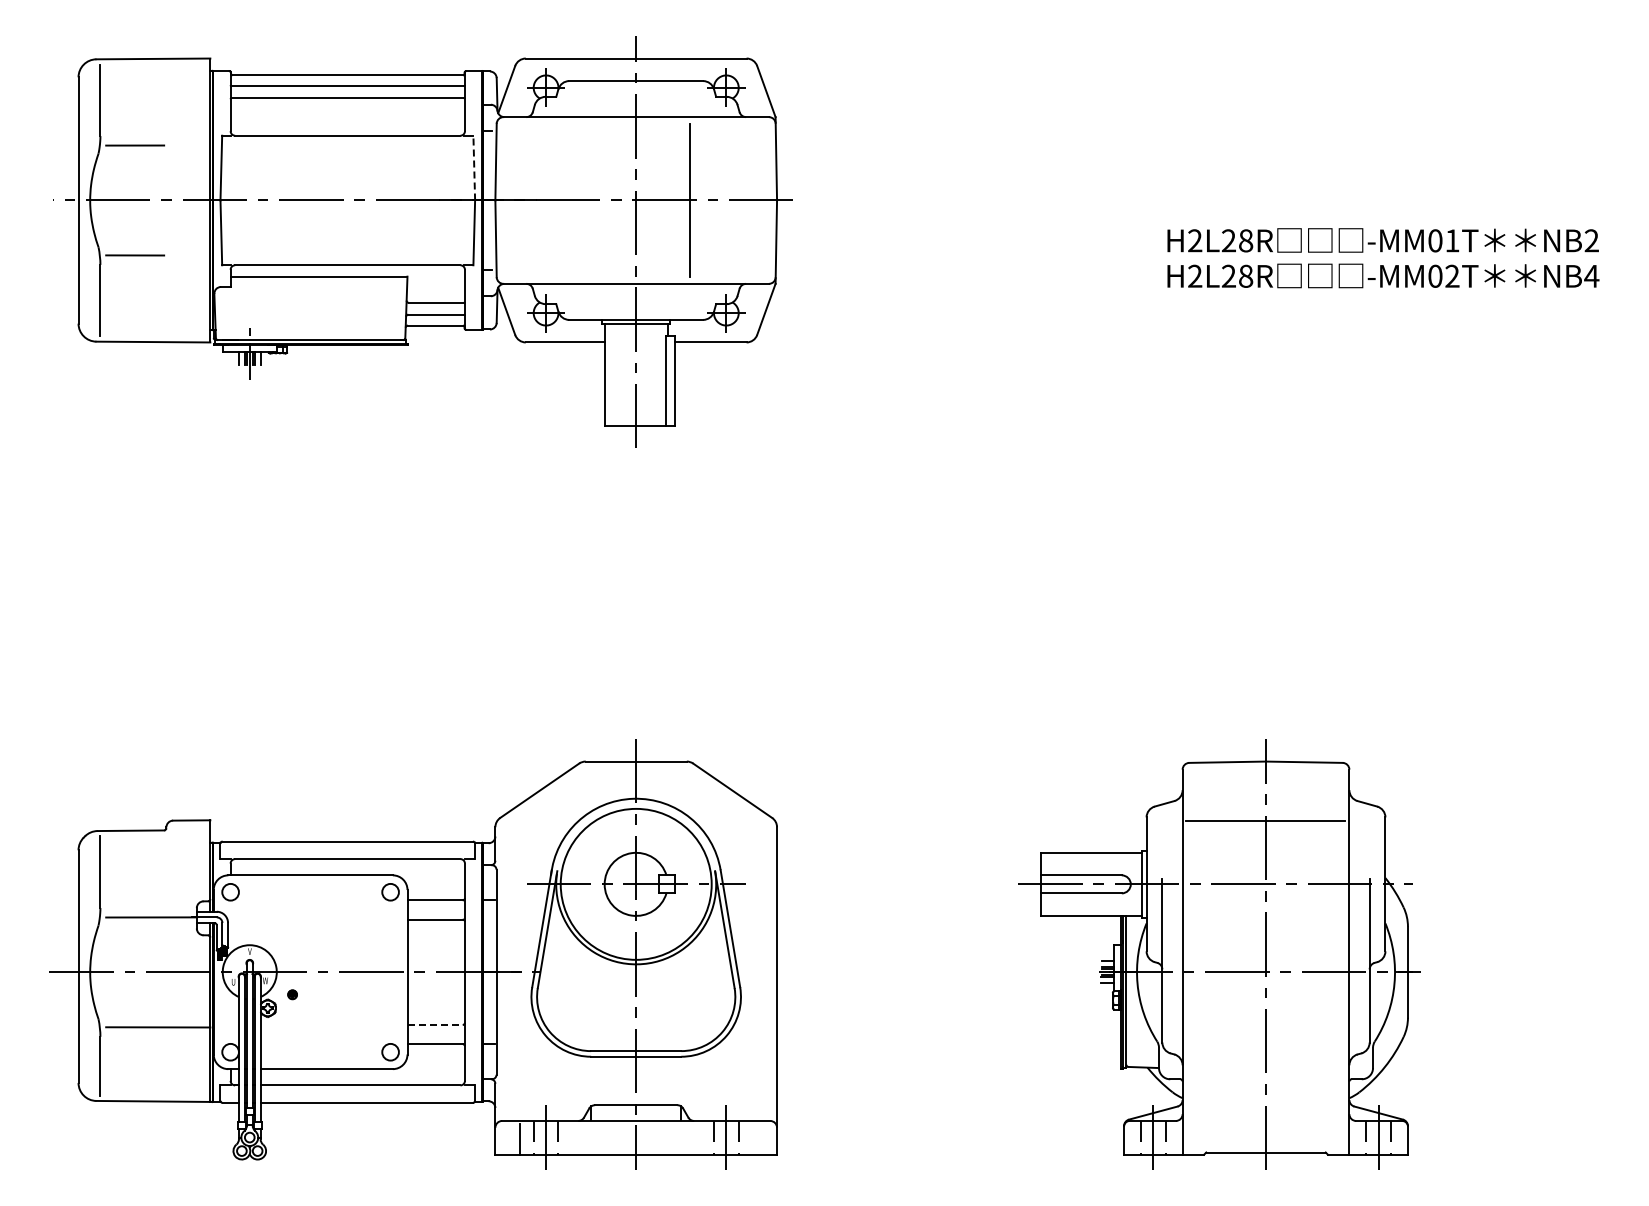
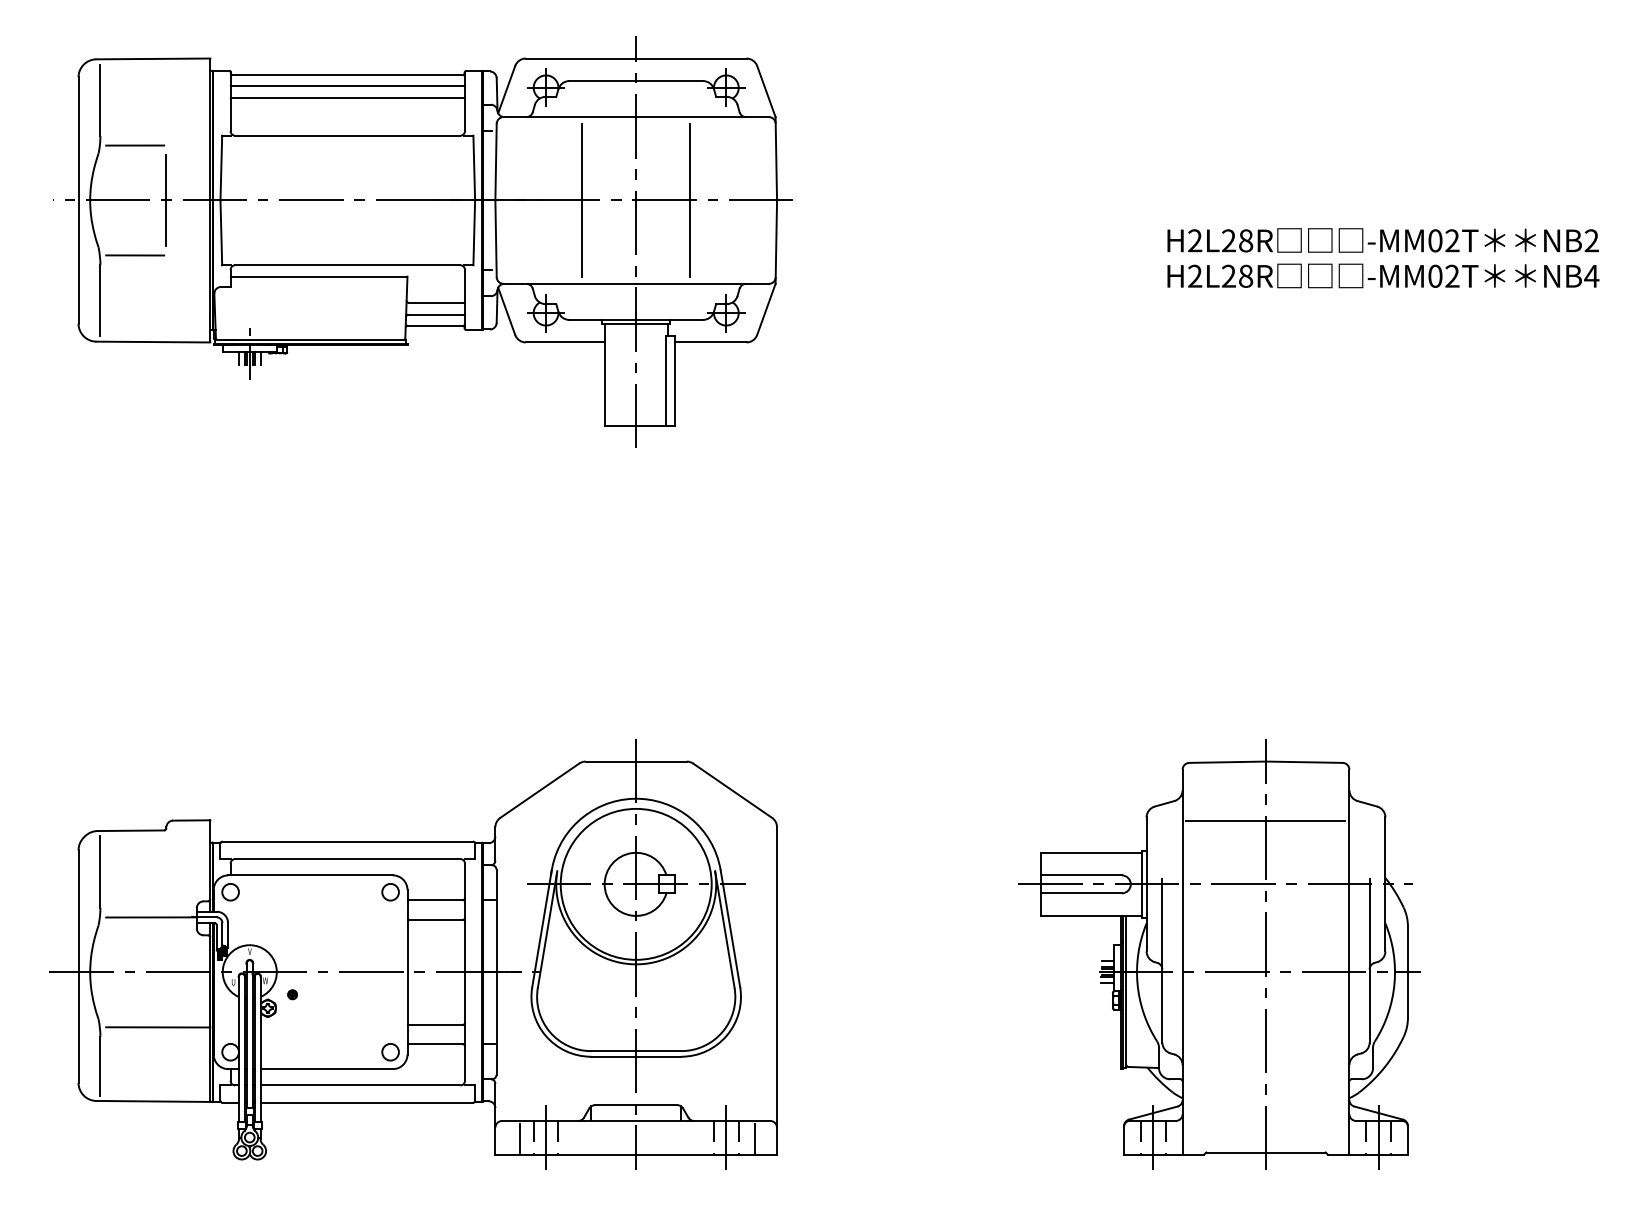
line: dashed -> solid (474, 167)
line: none -> present (166, 200)
line: none -> present (582, 200)
text: -MM01T -> -MM02T (1452, 240)
line: dashed -> solid (435, 1025)
line: none -> present (754, 1139)
